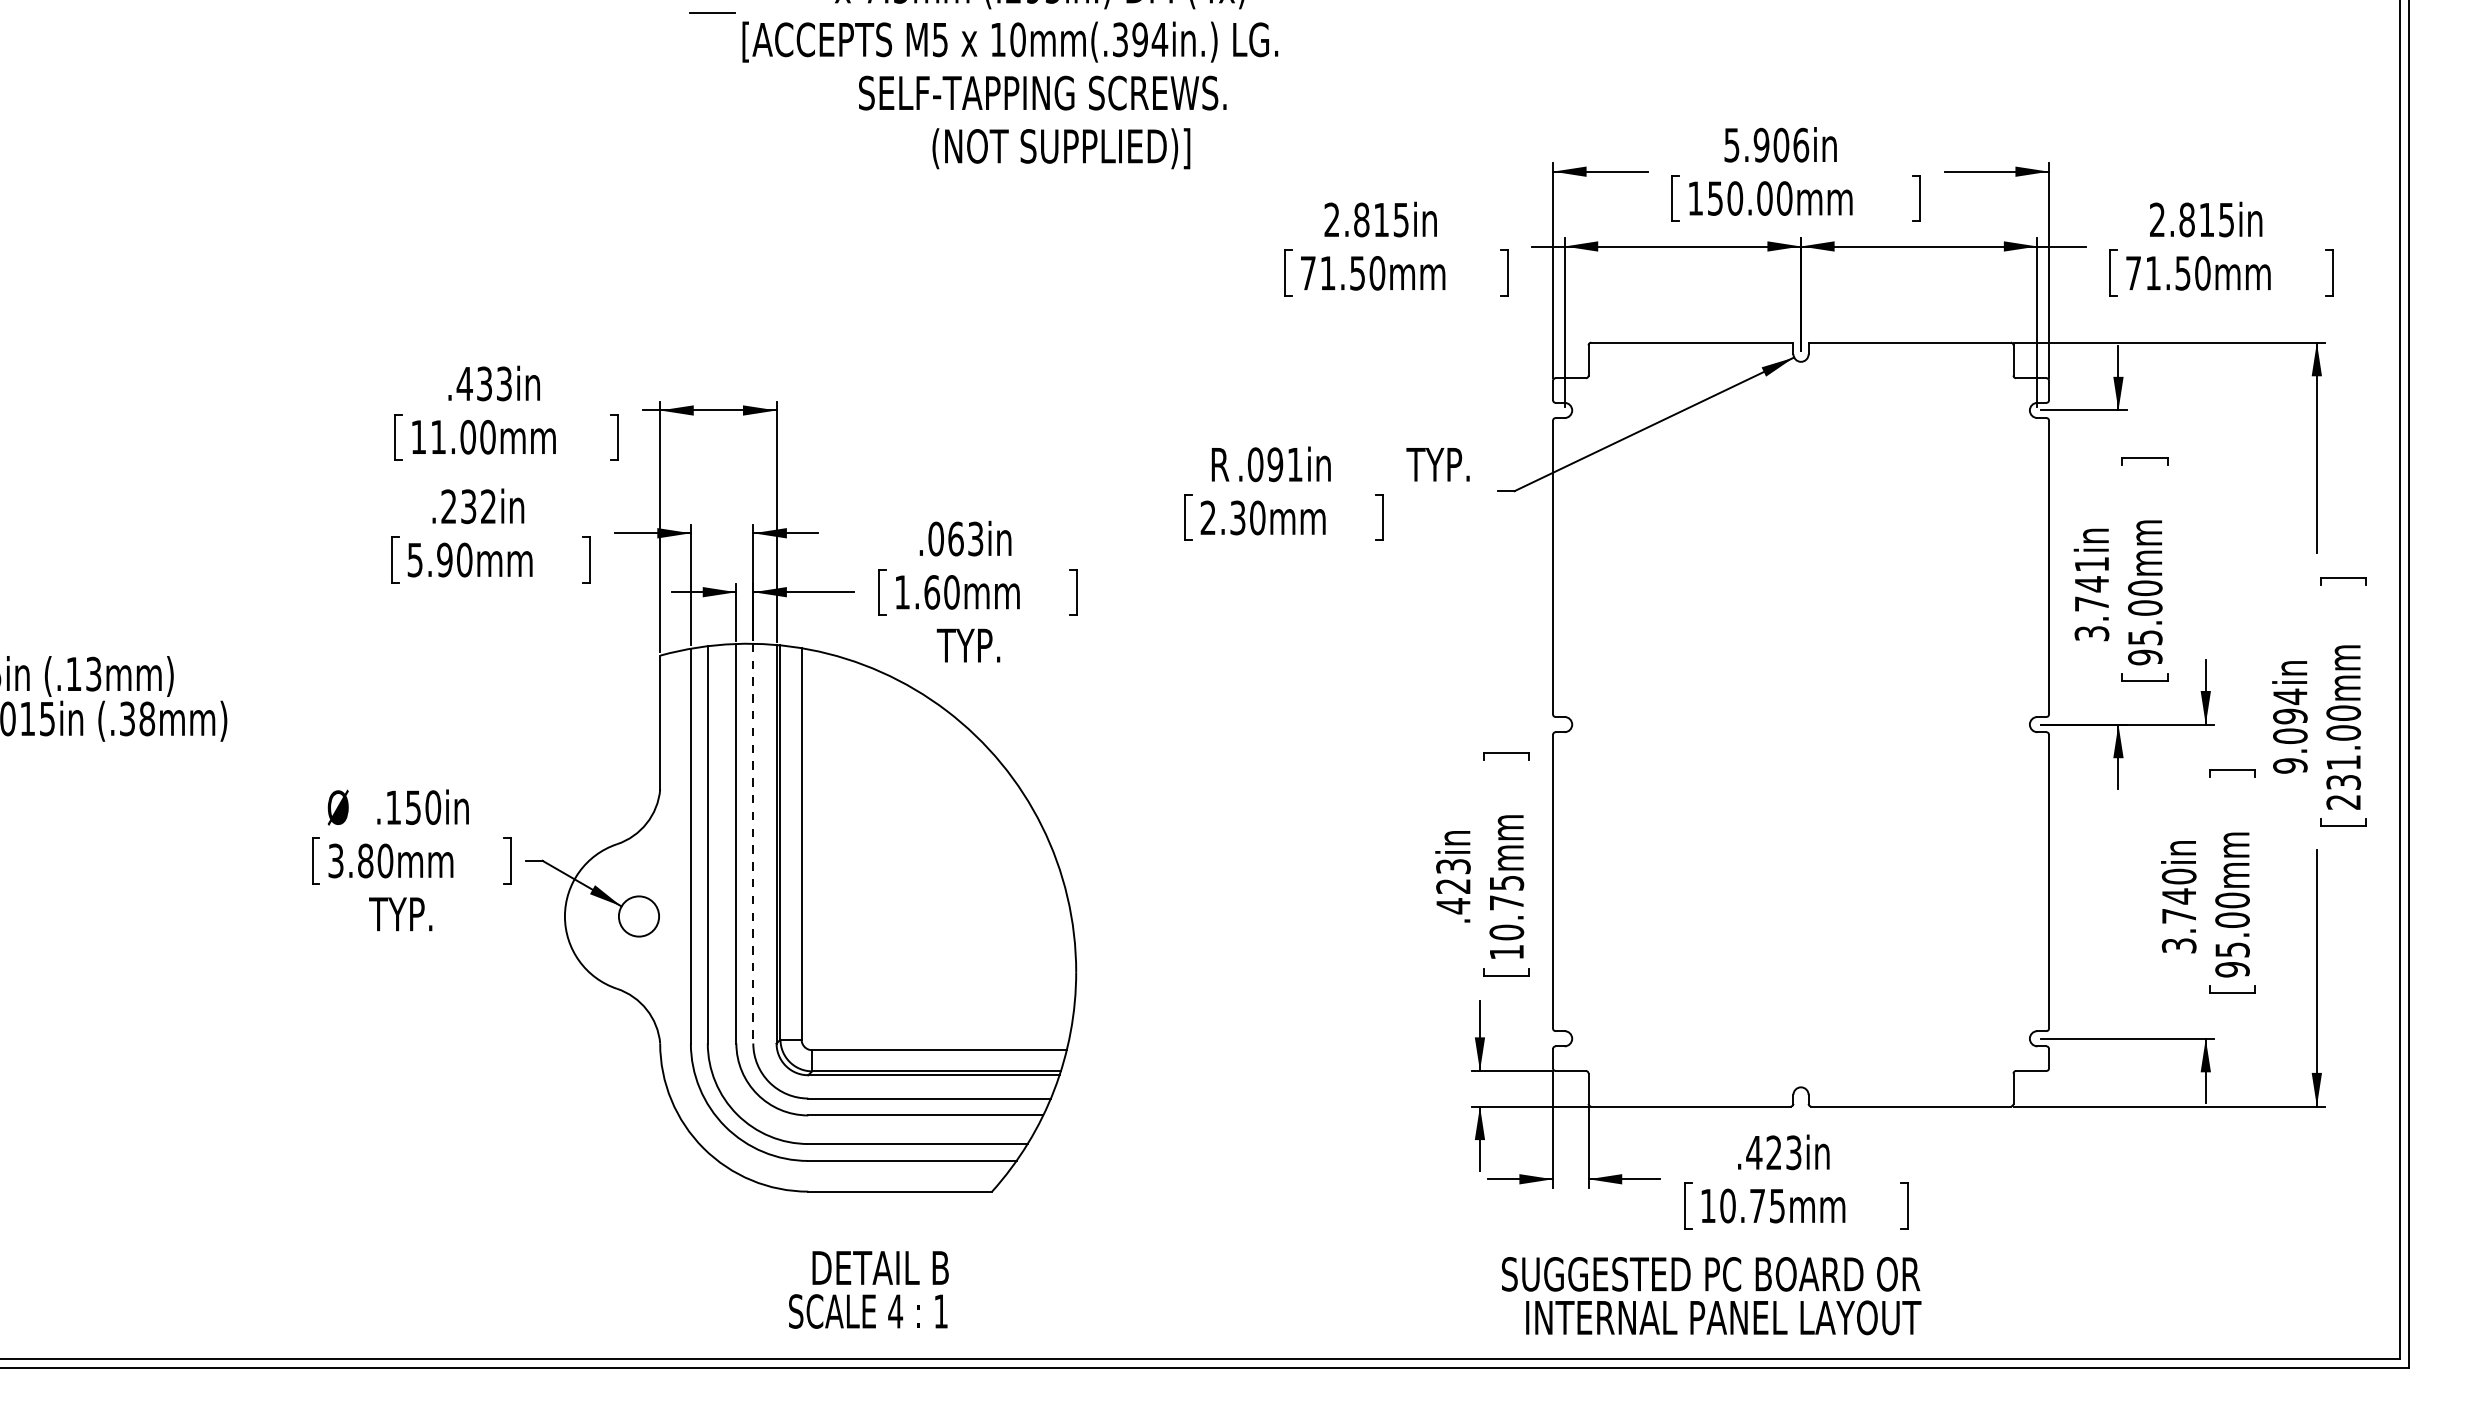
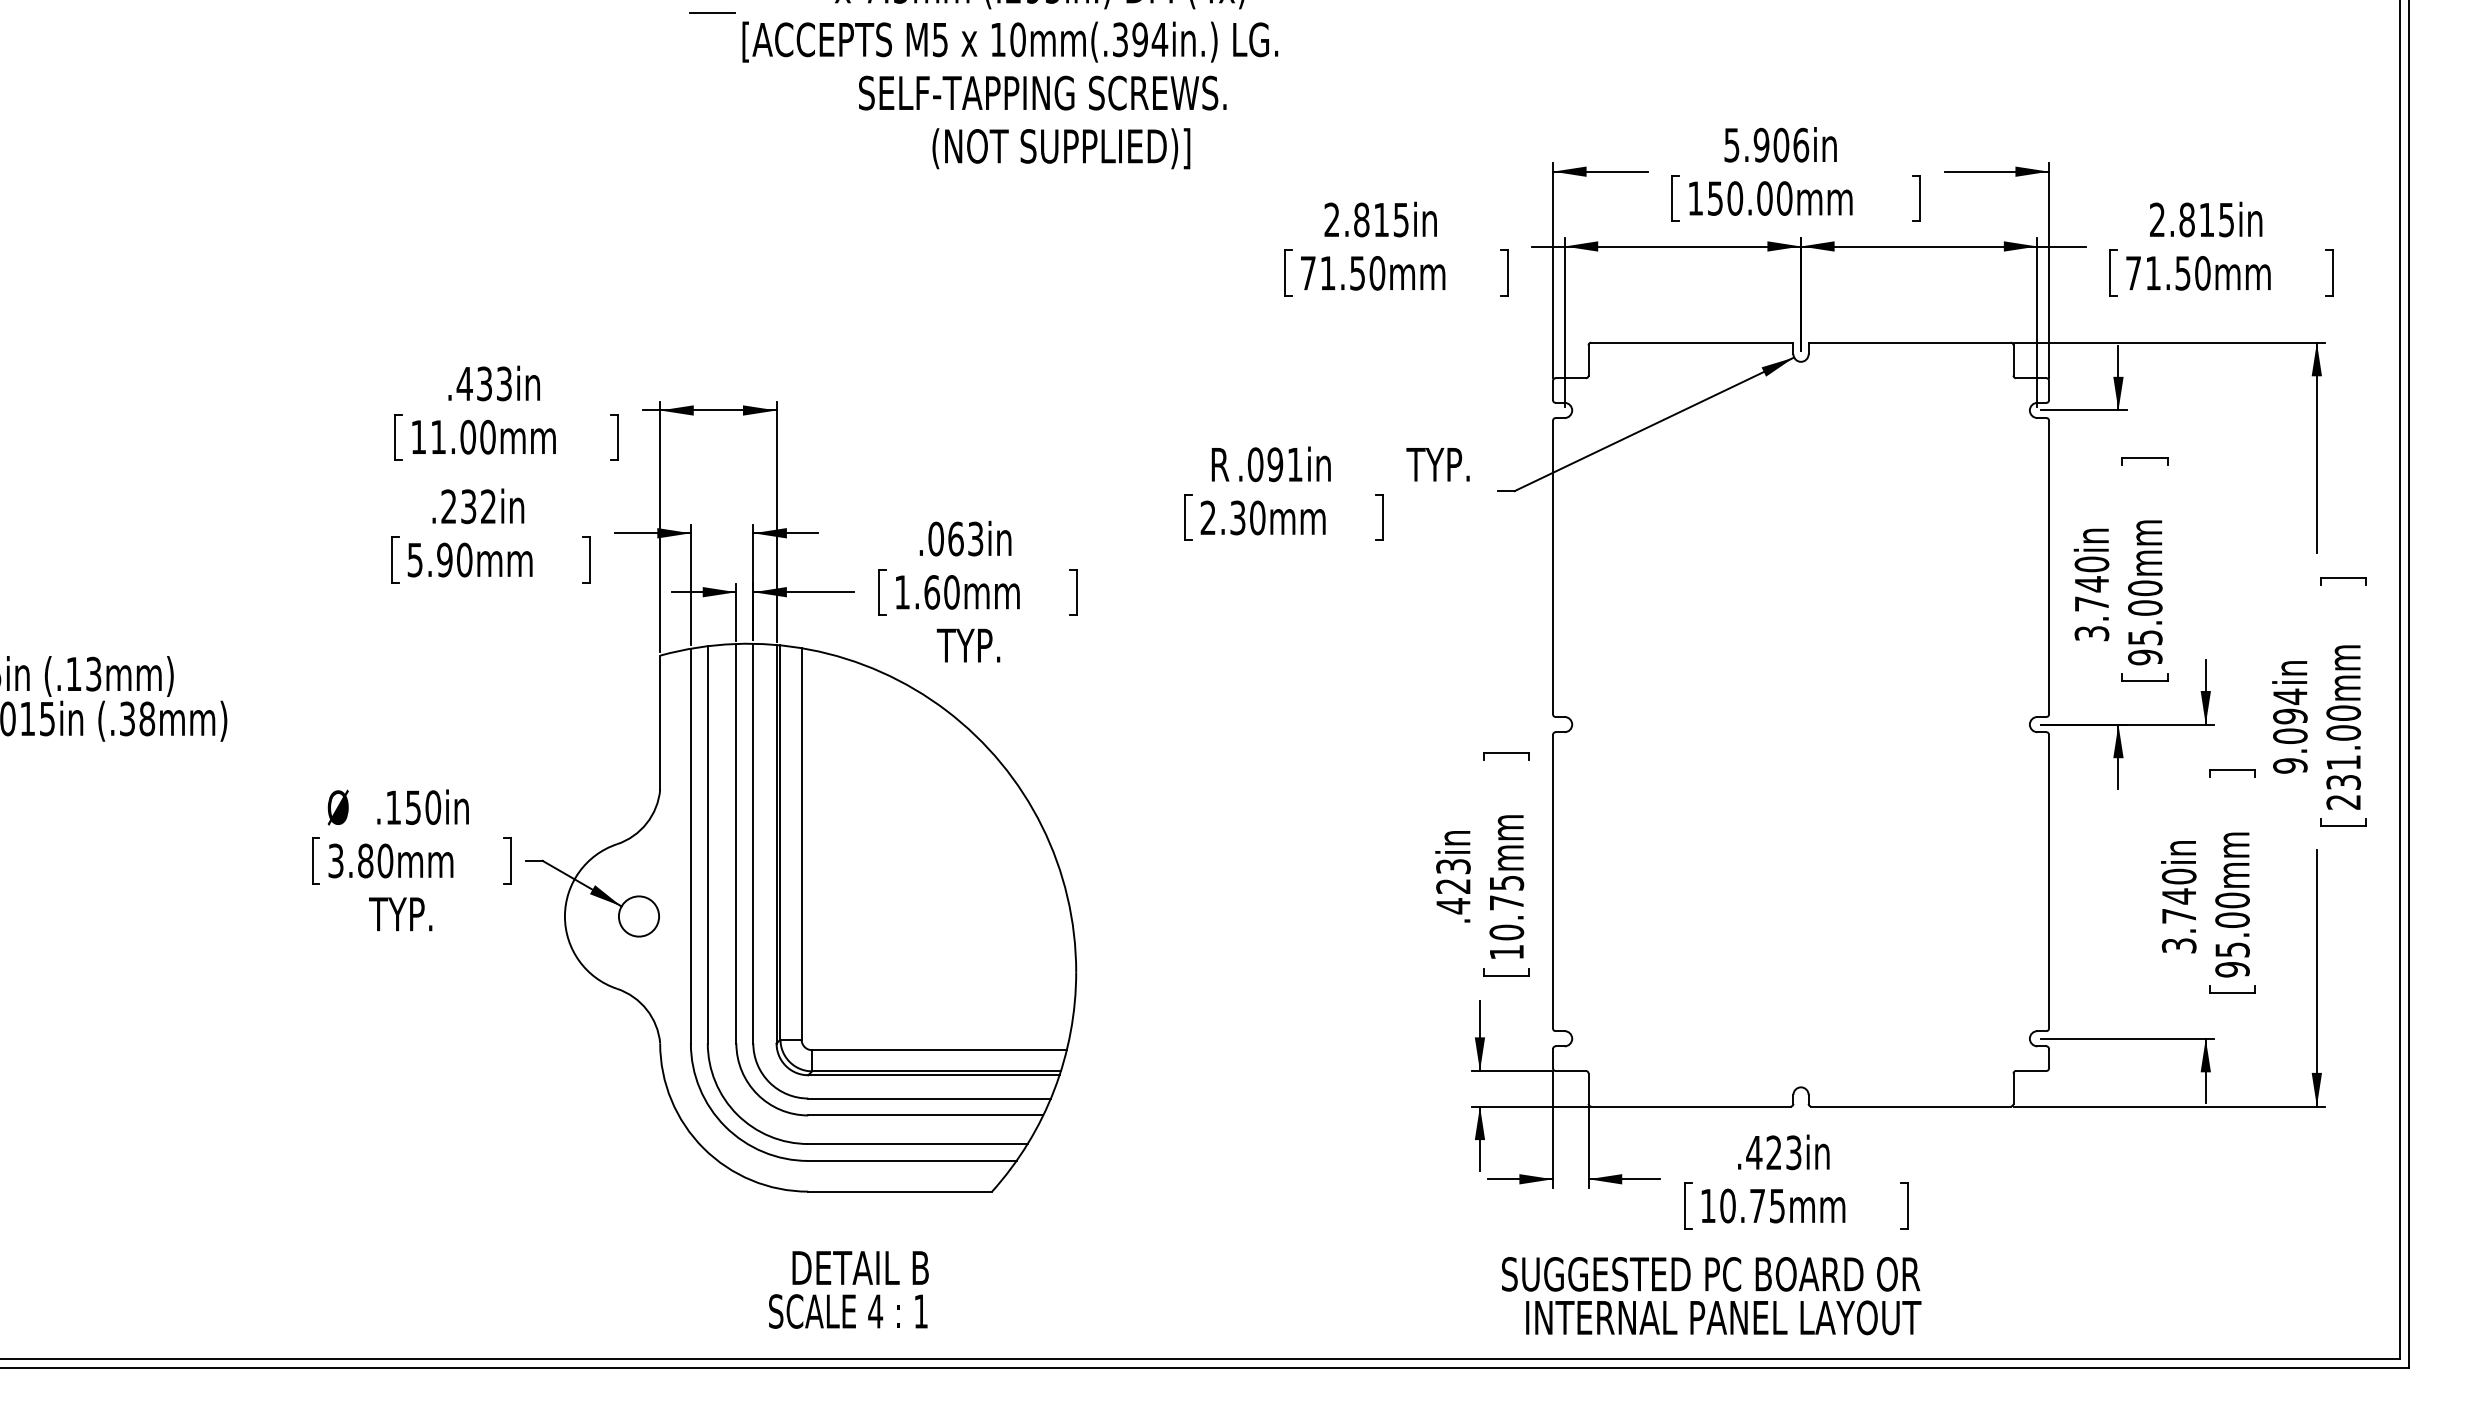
text: 3.741in -> 3.740in (2091, 564)
line: dashed -> solid (753, 843)
text position: (868, 1289) -> (848, 1289) (848, 1289)
